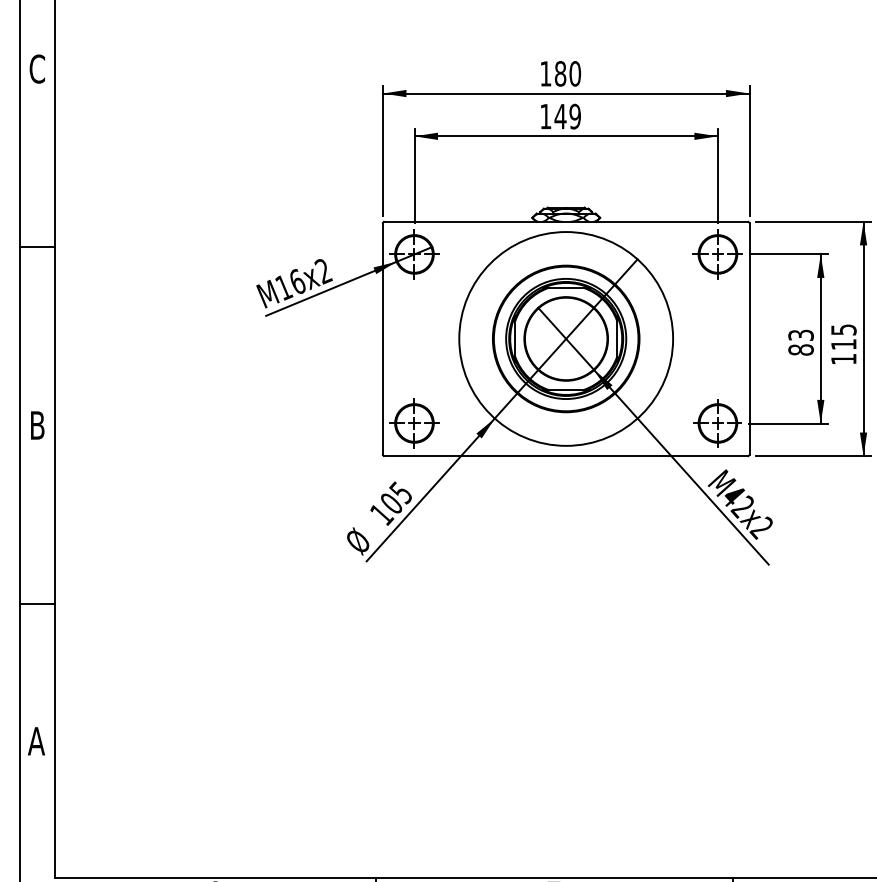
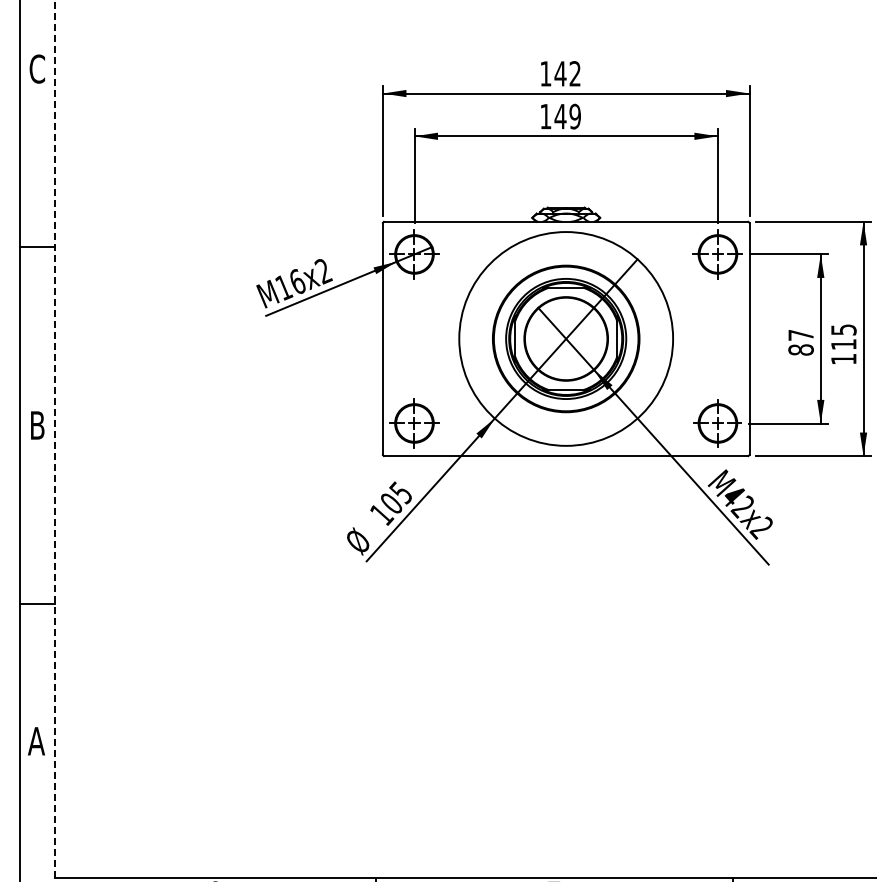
text: 180 -> 142 (567, 73)
text: 83 -> 87 (800, 334)
line: solid -> dashed (55, 439)
